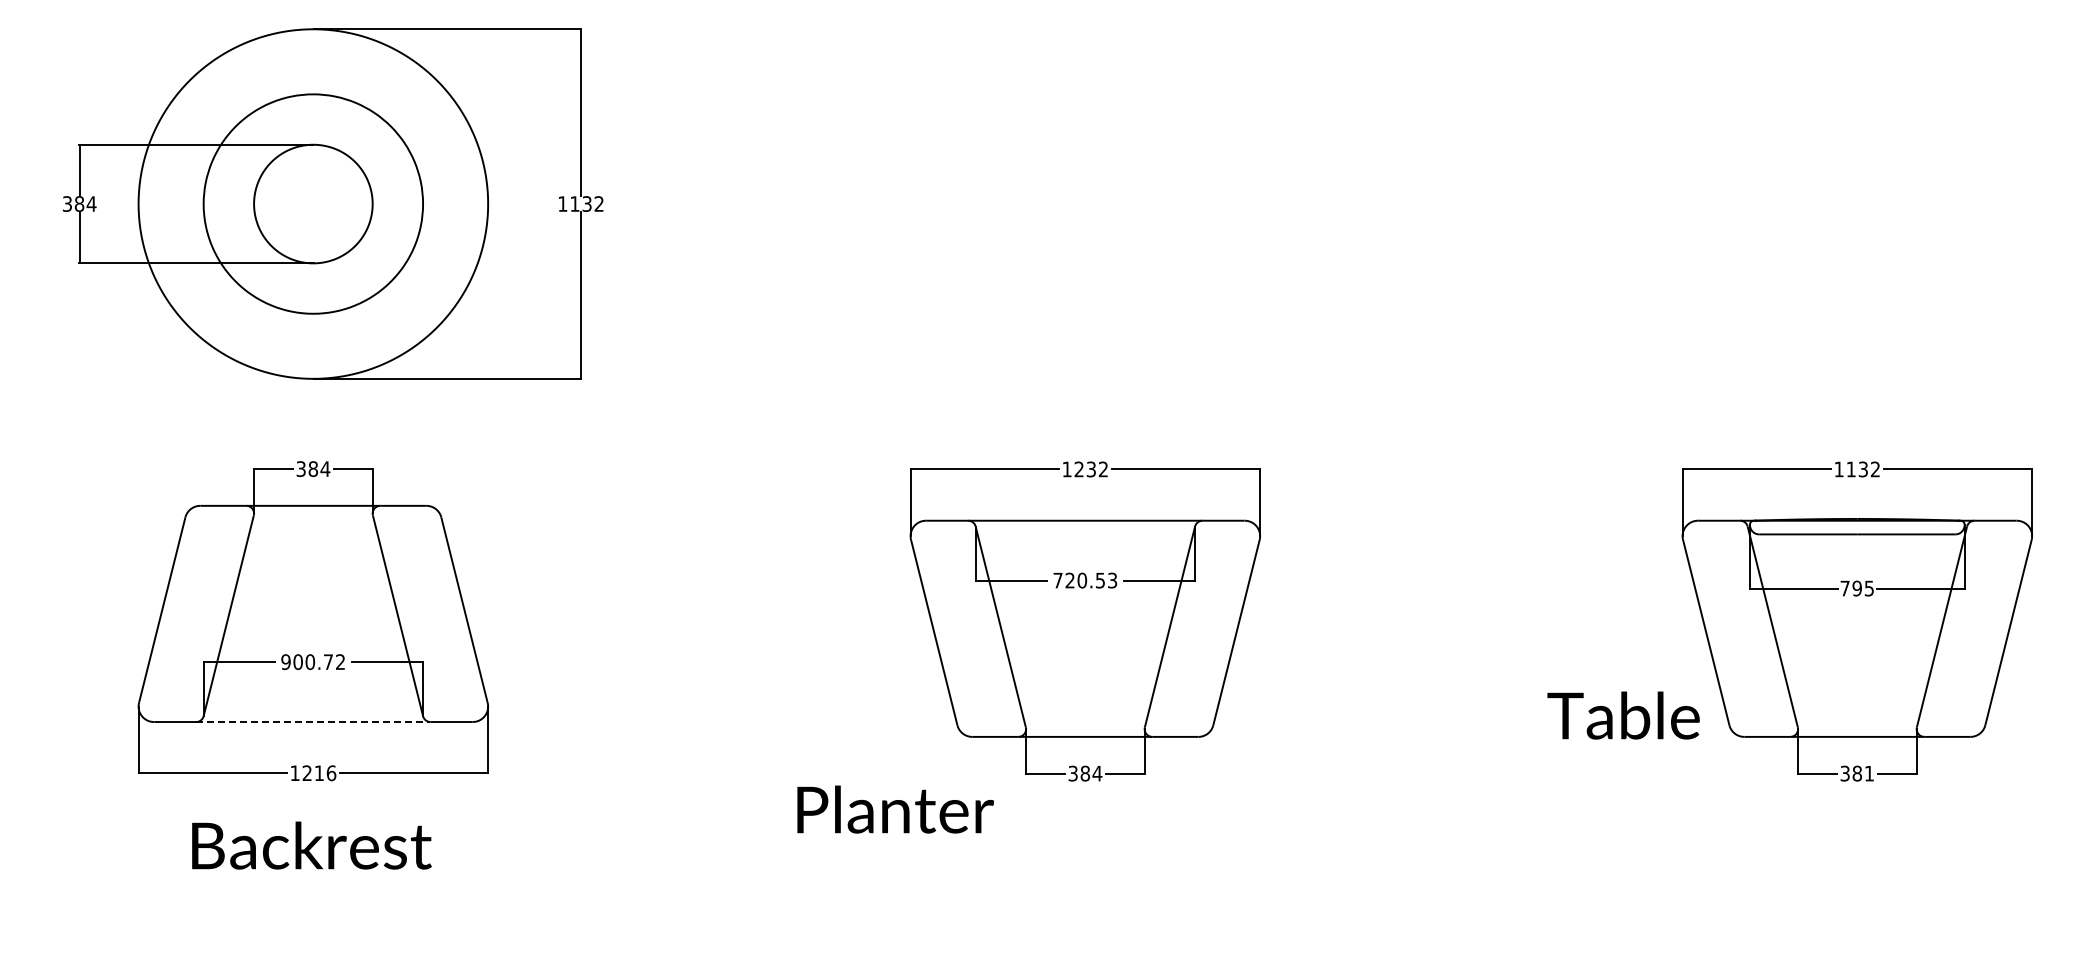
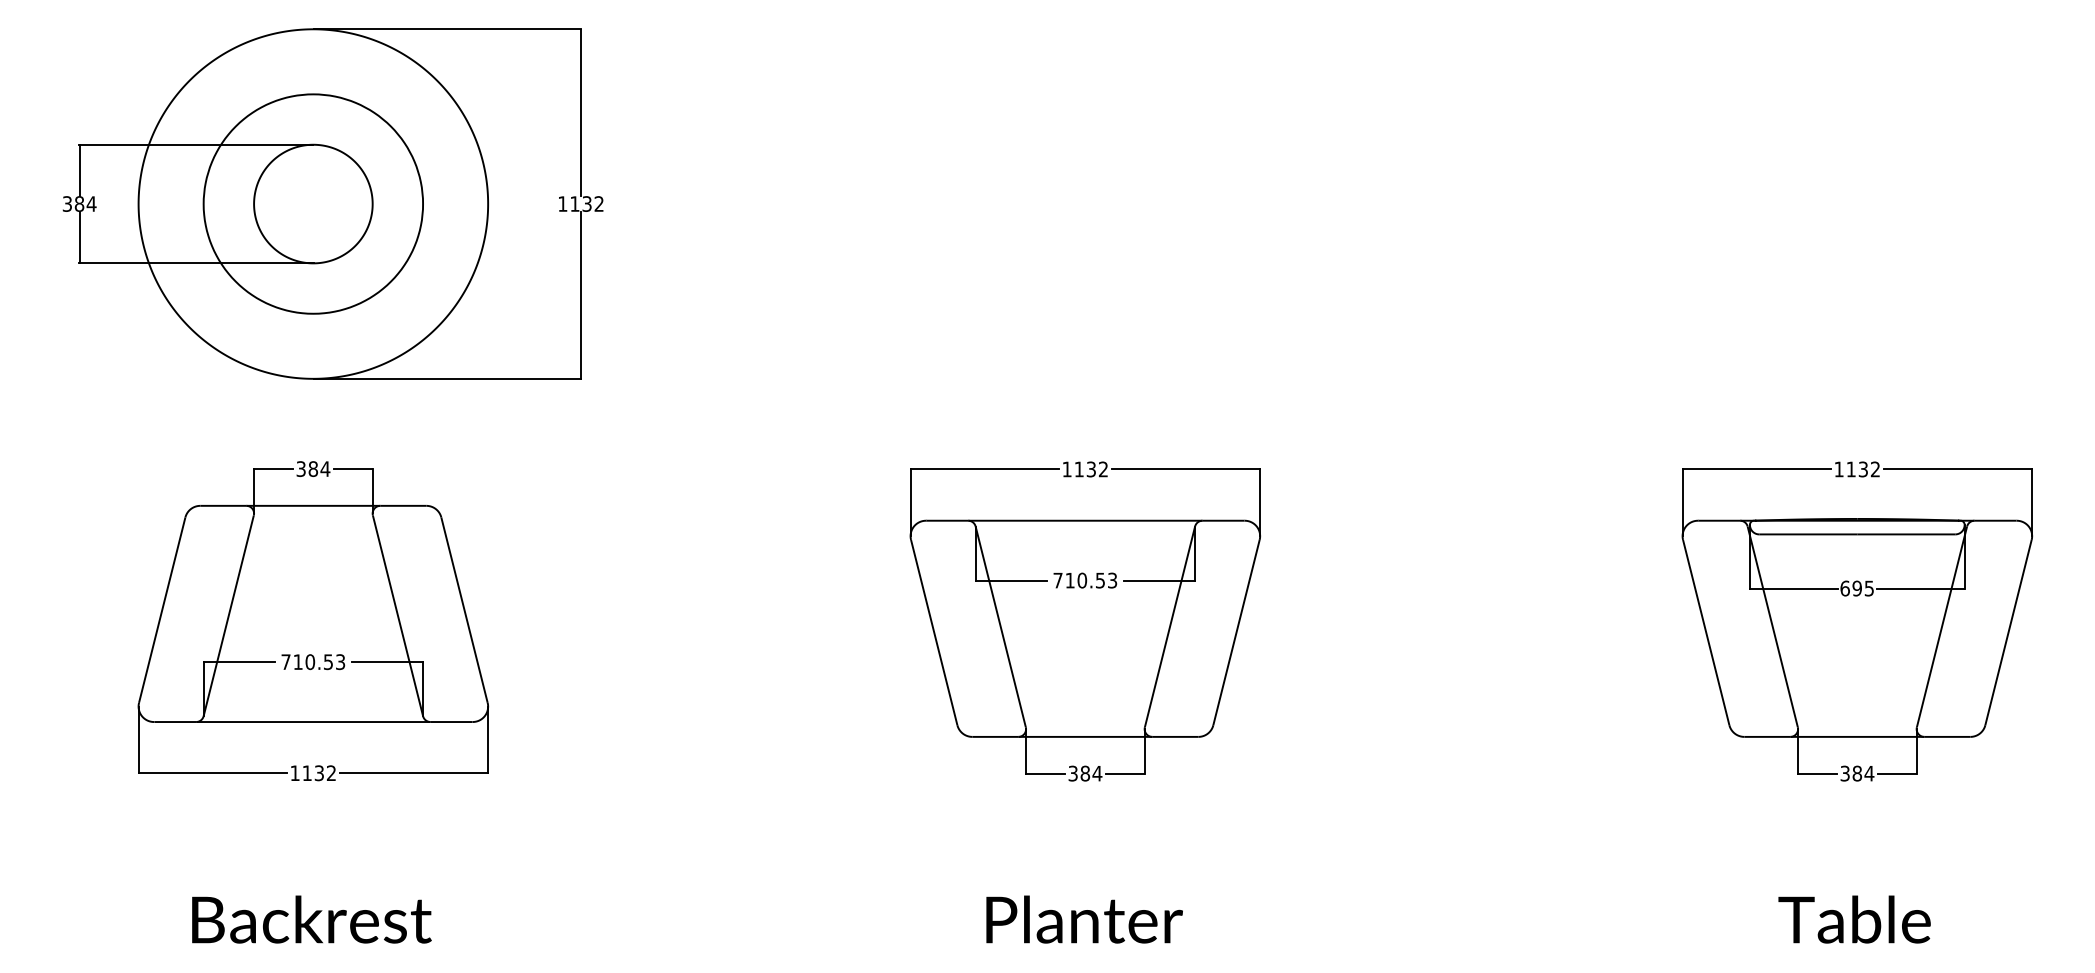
text: 1232 -> 1132 (1078, 469)
text: 720.53 -> 710.53 (1069, 580)
text: 795 -> 695 (1844, 588)
text: 900.72 -> 710.53 (313, 662)
text position: (1623, 715) -> (1854, 919) (1854, 919)
line: dashed -> solid (313, 722)
text: 1216 -> 1132 (319, 773)
text: 381 -> 384 (1869, 773)
text position: (895, 809) -> (1084, 919) (1084, 919)
text position: (311, 845) -> (311, 919) (311, 919)
